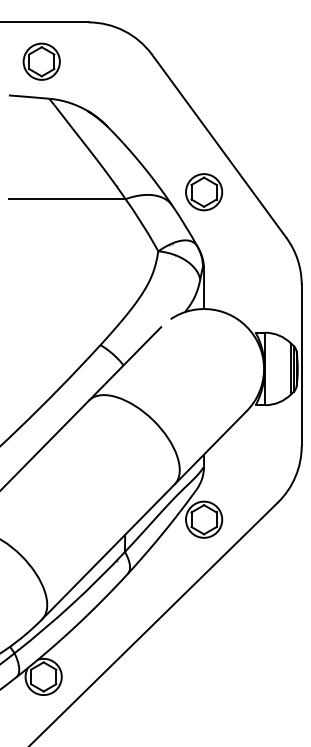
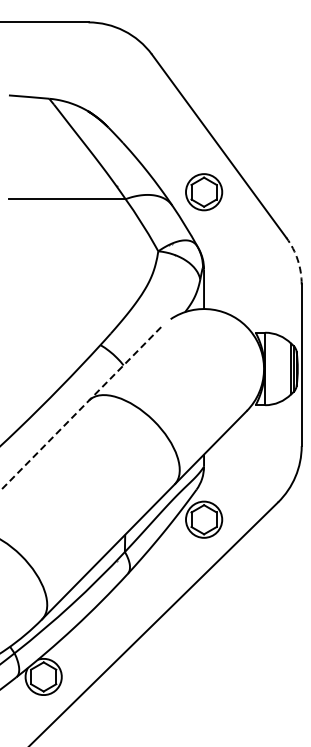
part: present -> none (41, 61)
arc: solid -> dashed (297, 259)
line: solid -> dashed (80, 409)
